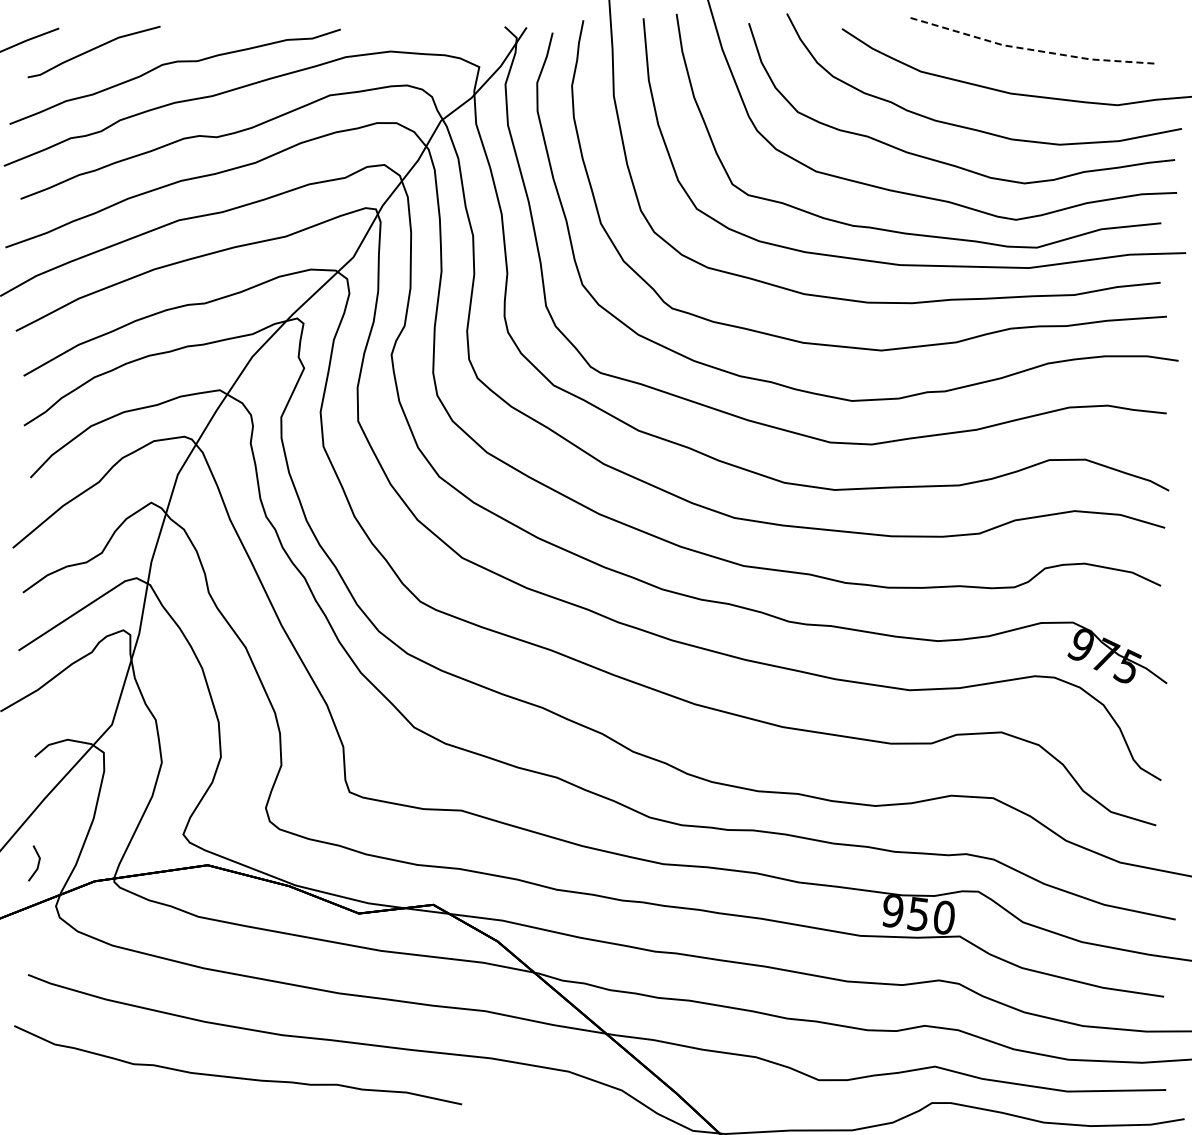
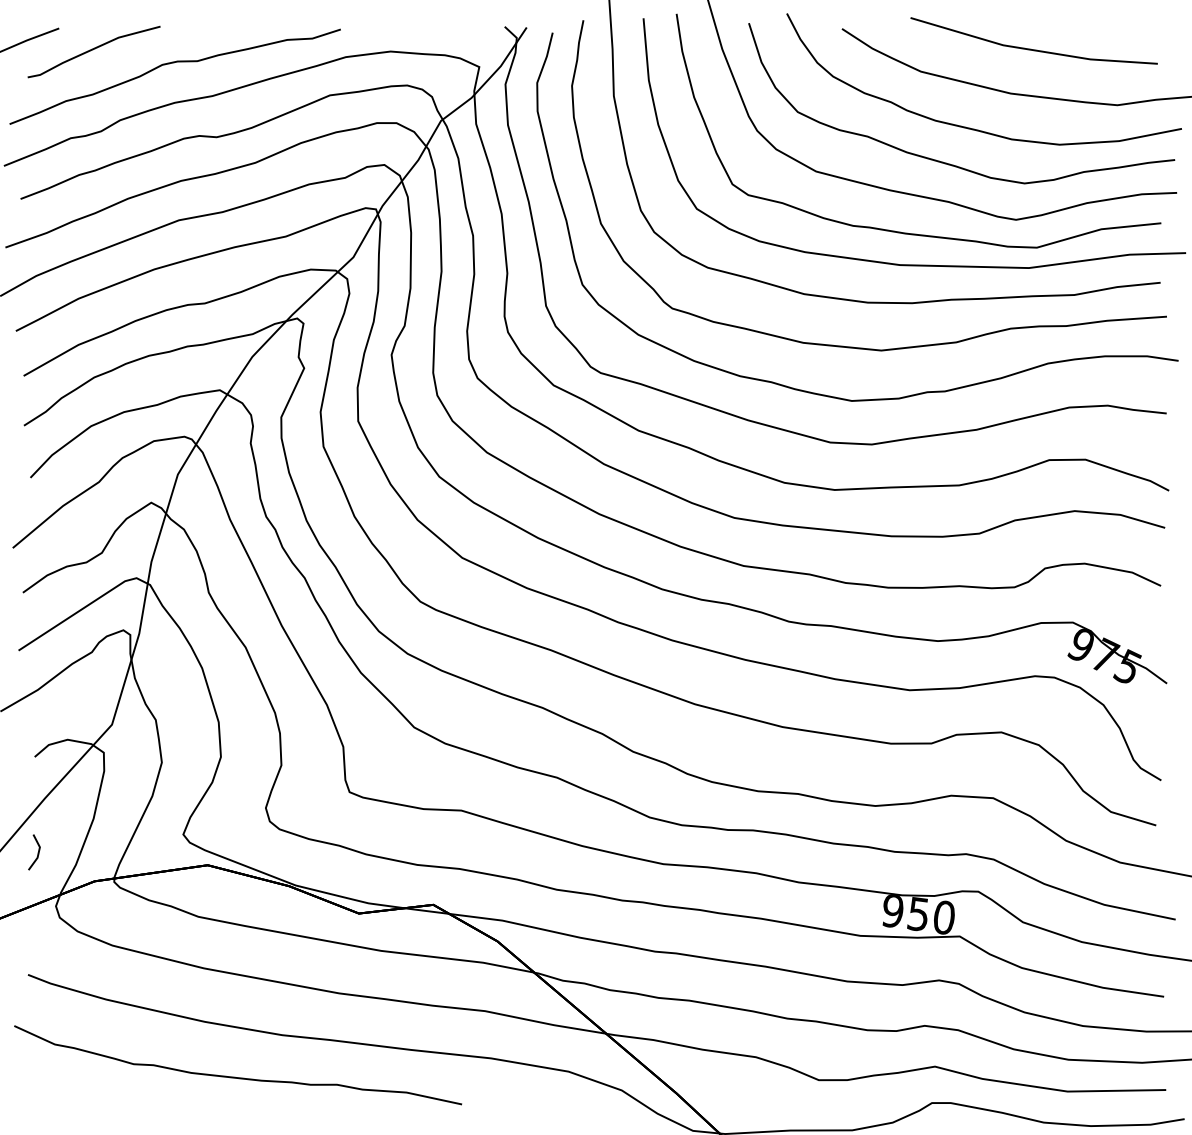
line: dashed -> solid (1032, 50)
line position: (37, 863) -> (37, 852) (37, 852)
